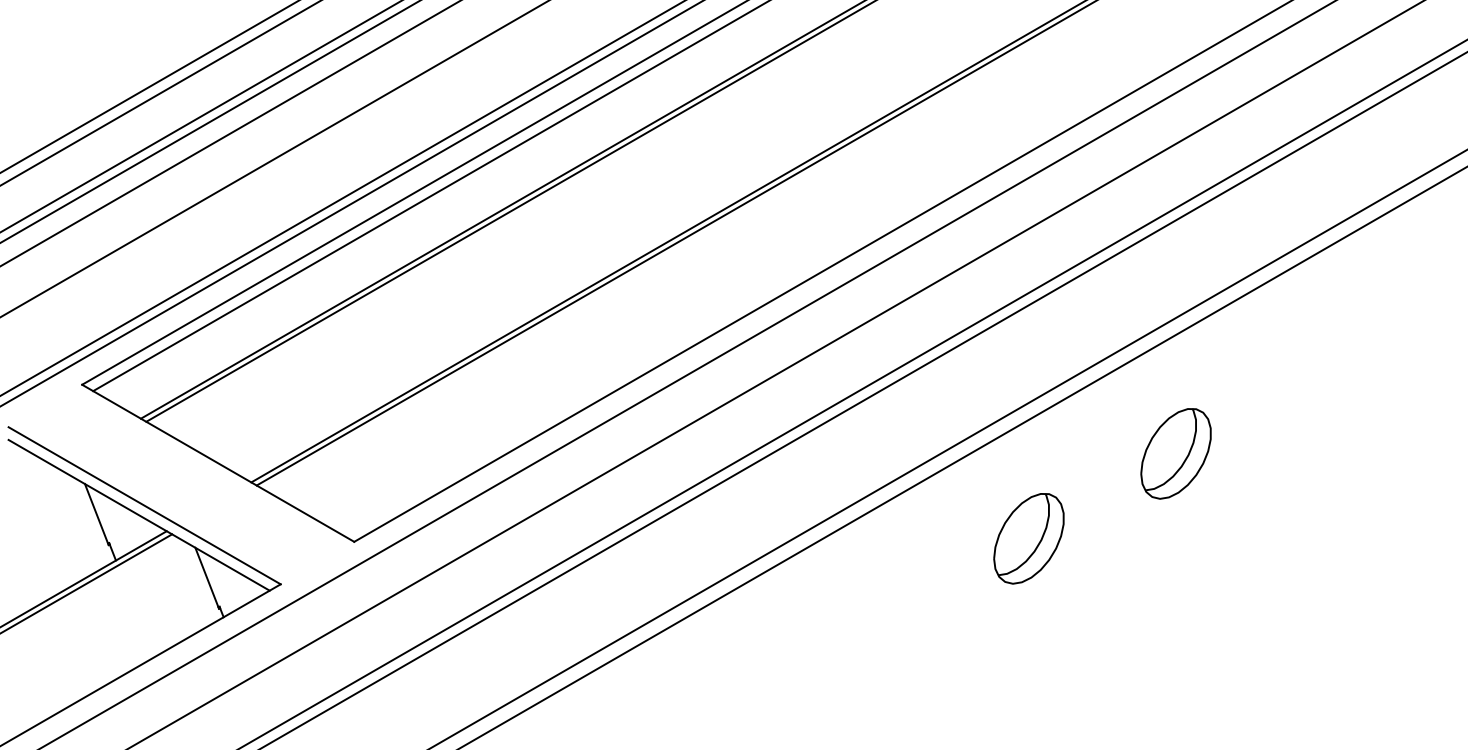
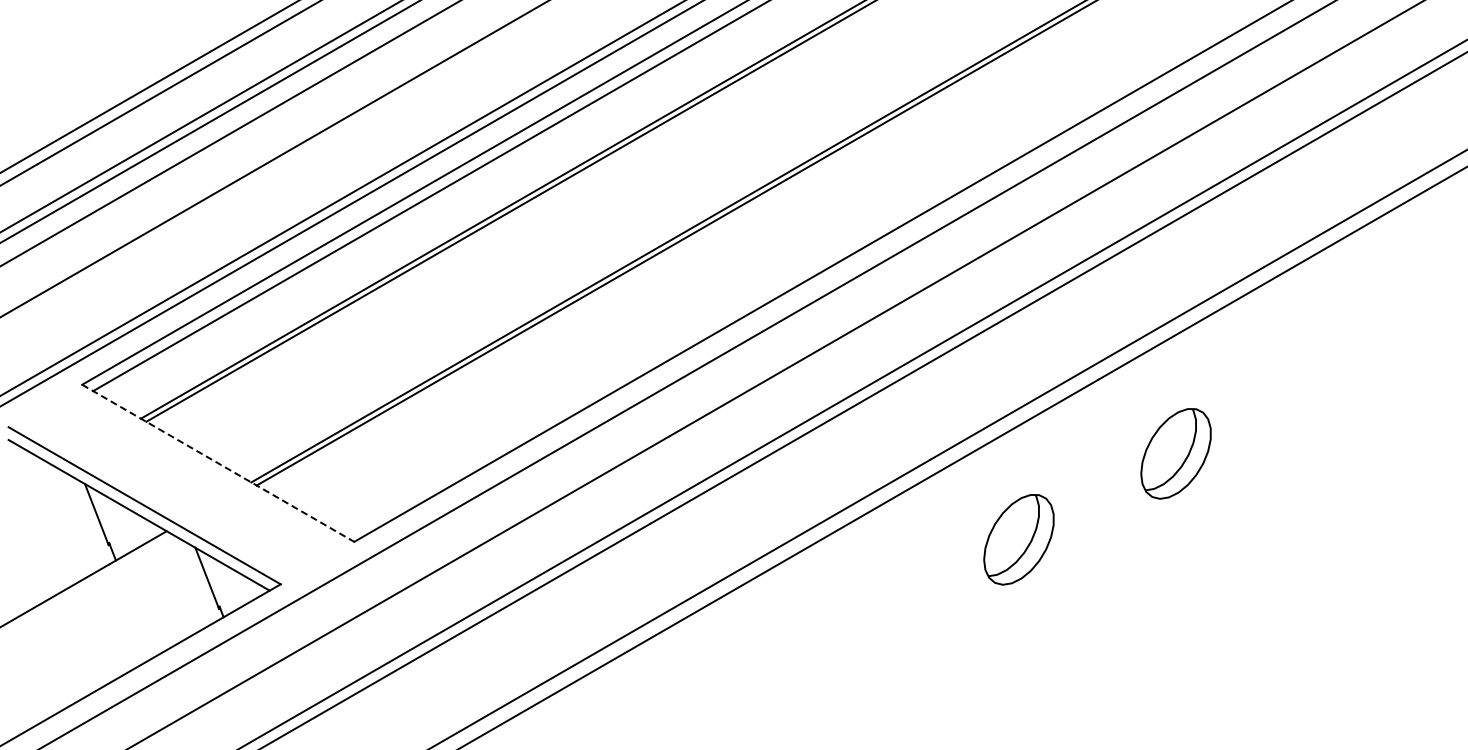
line: solid -> dashed (218, 463)
part position: (1028, 538) -> (1018, 539) (1018, 539)
line: present -> none (87, 583)
